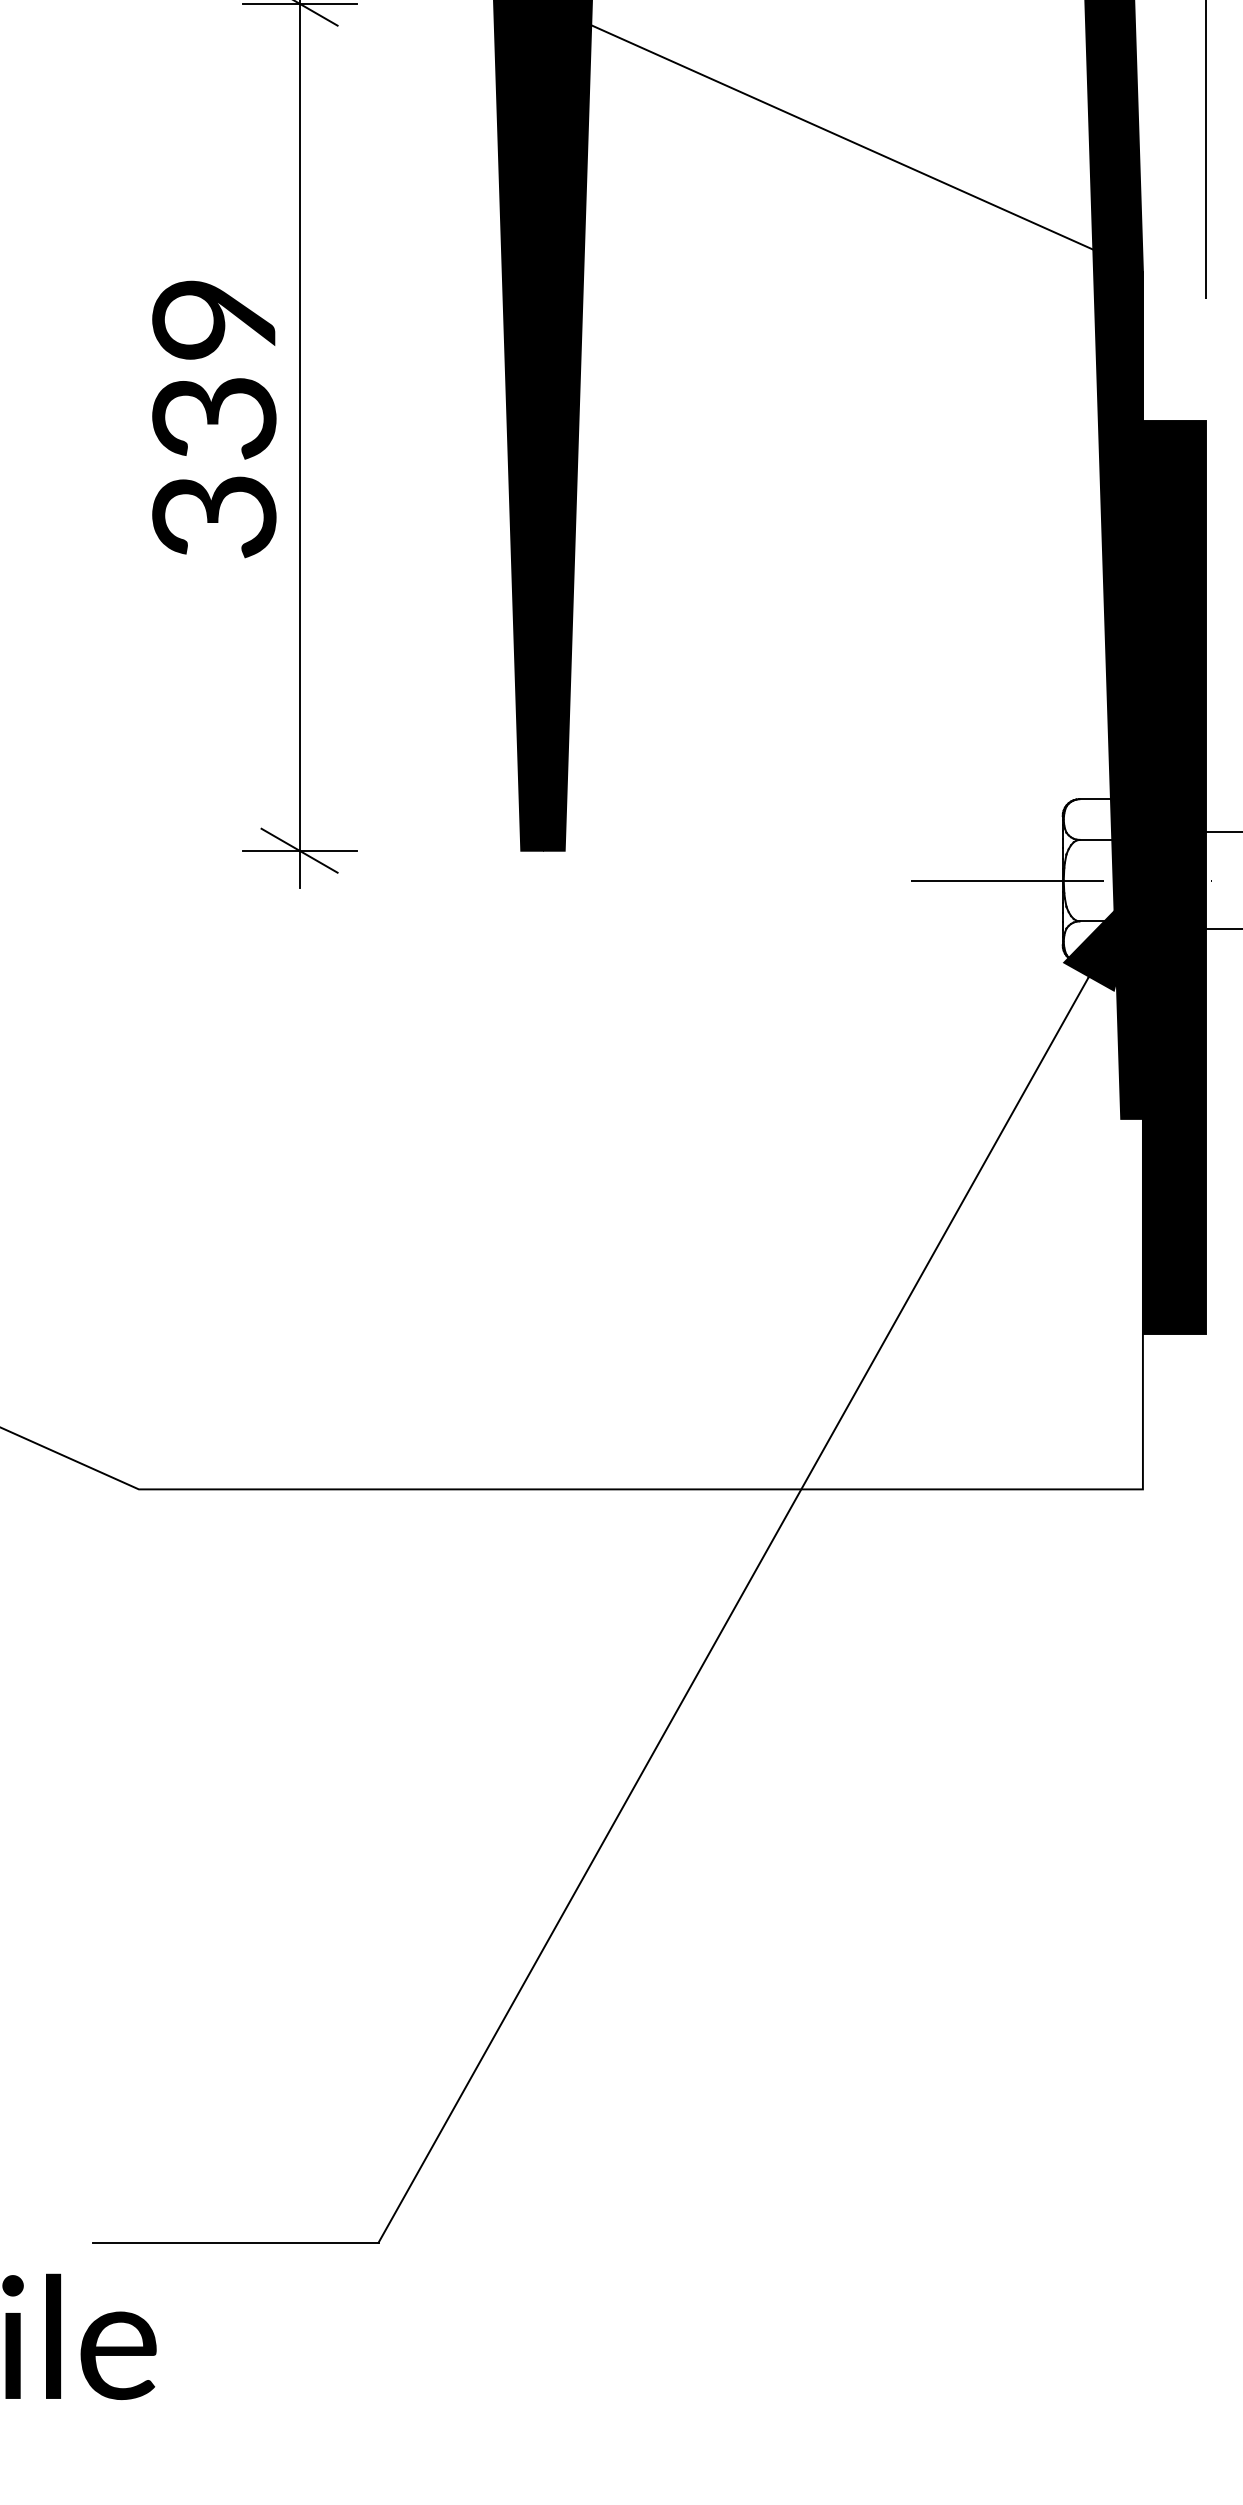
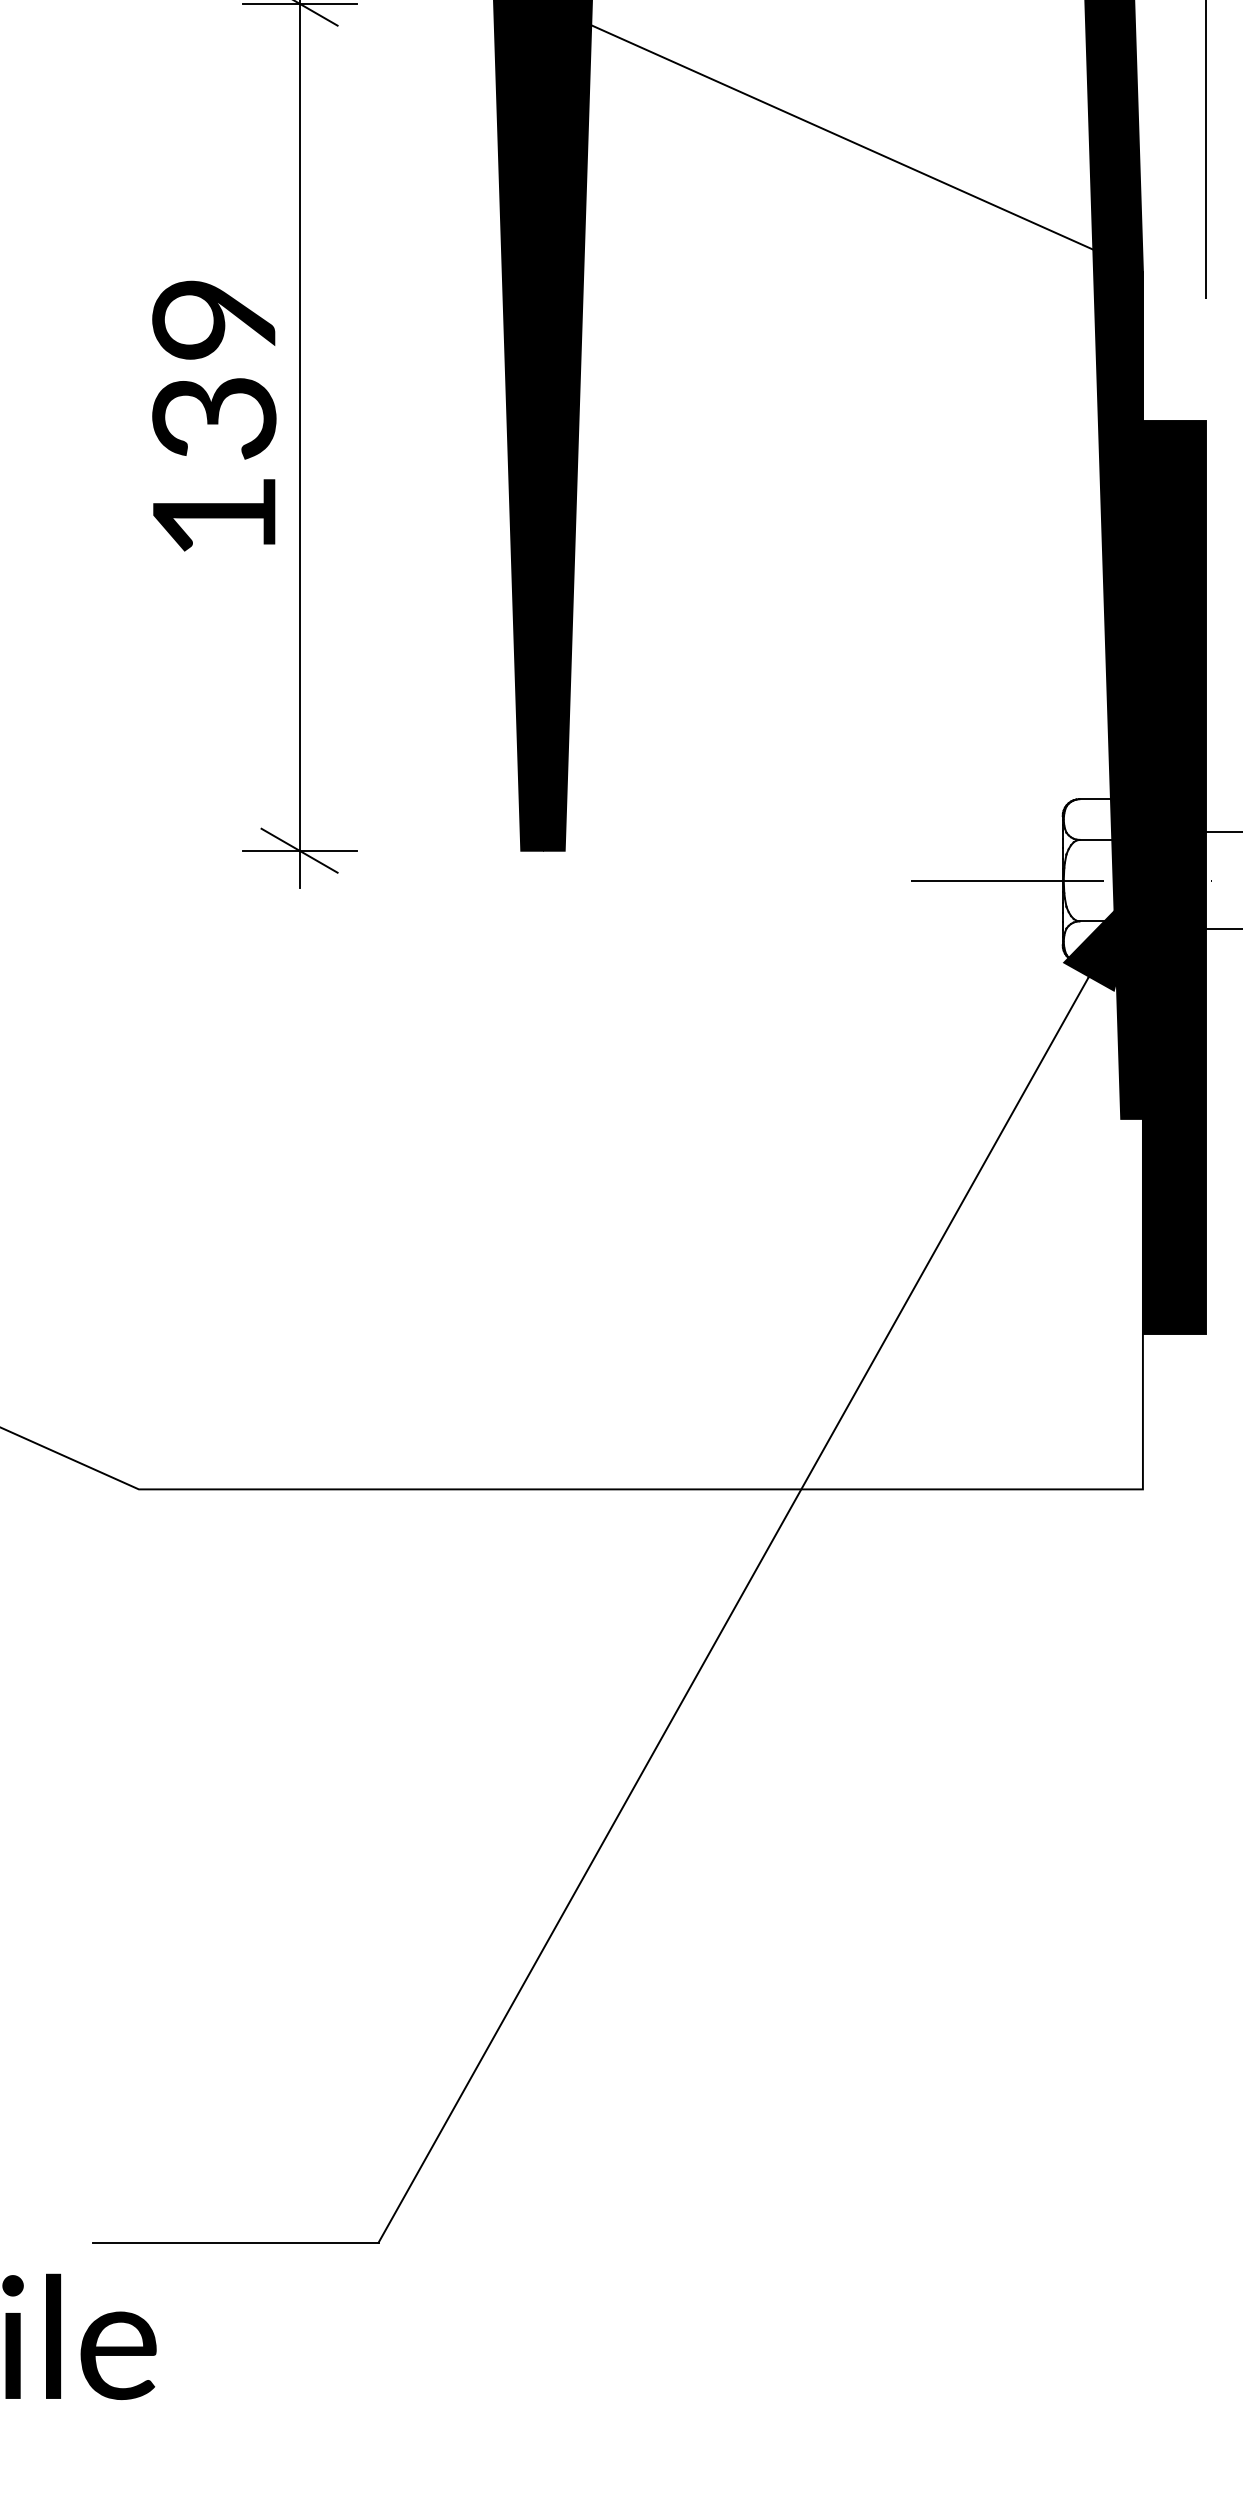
text: 339 -> 139 (214, 517)
